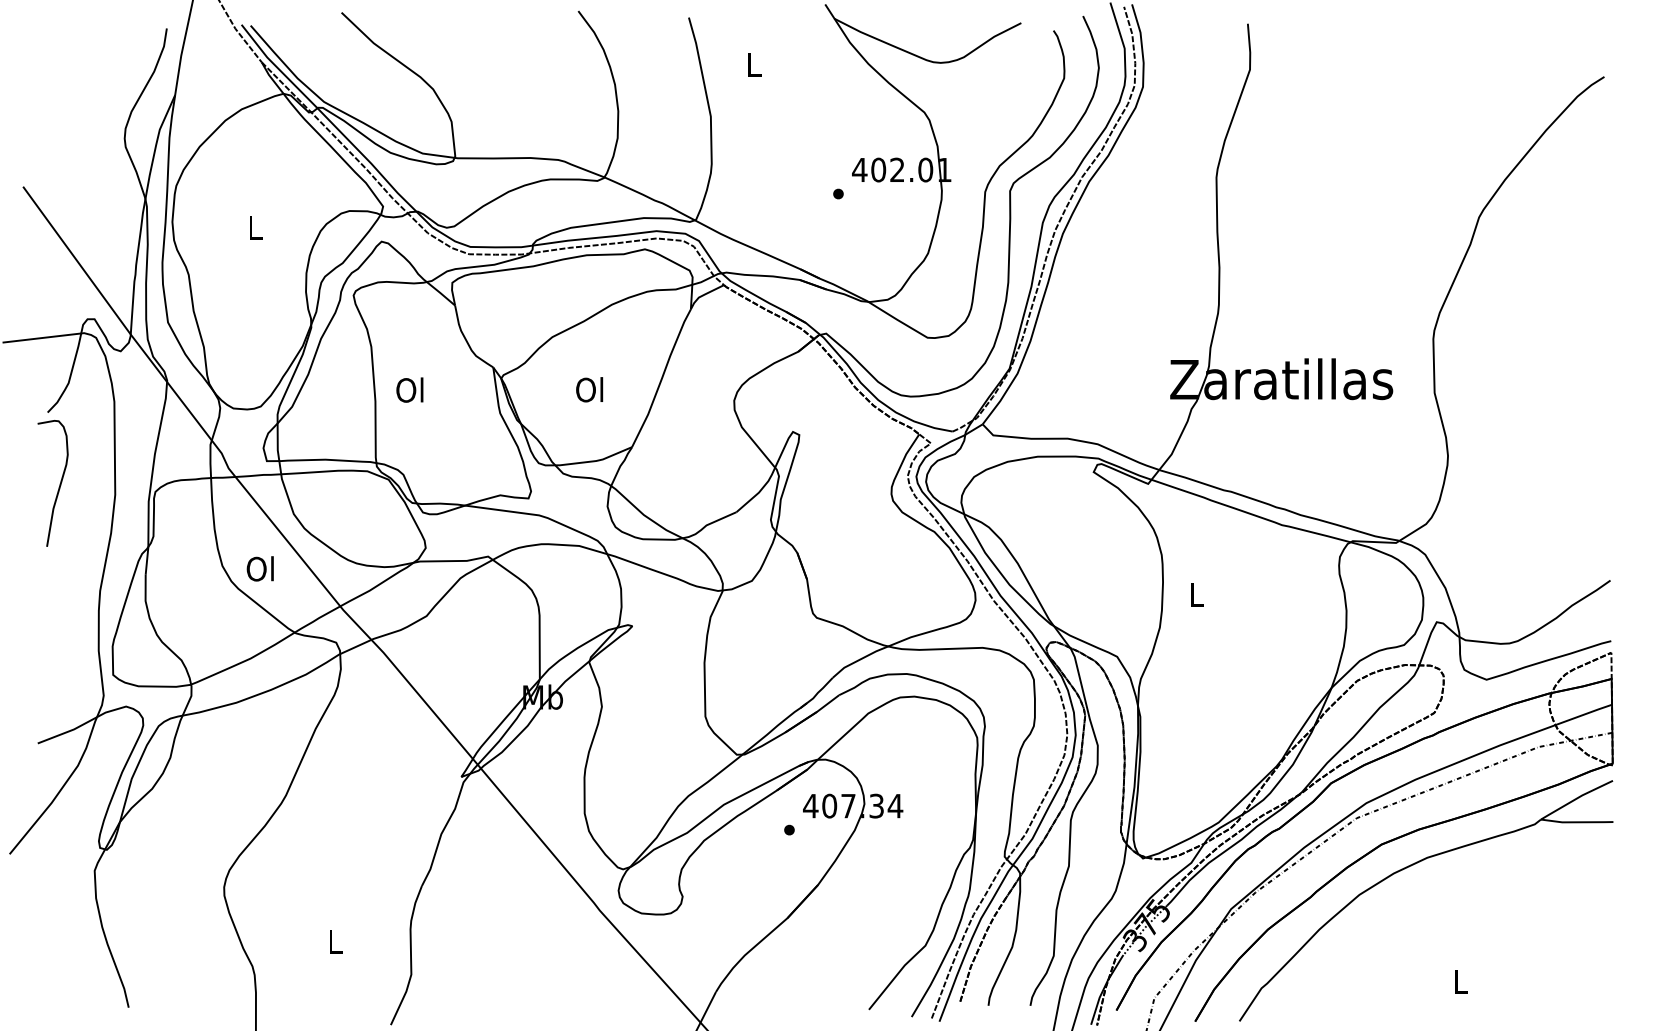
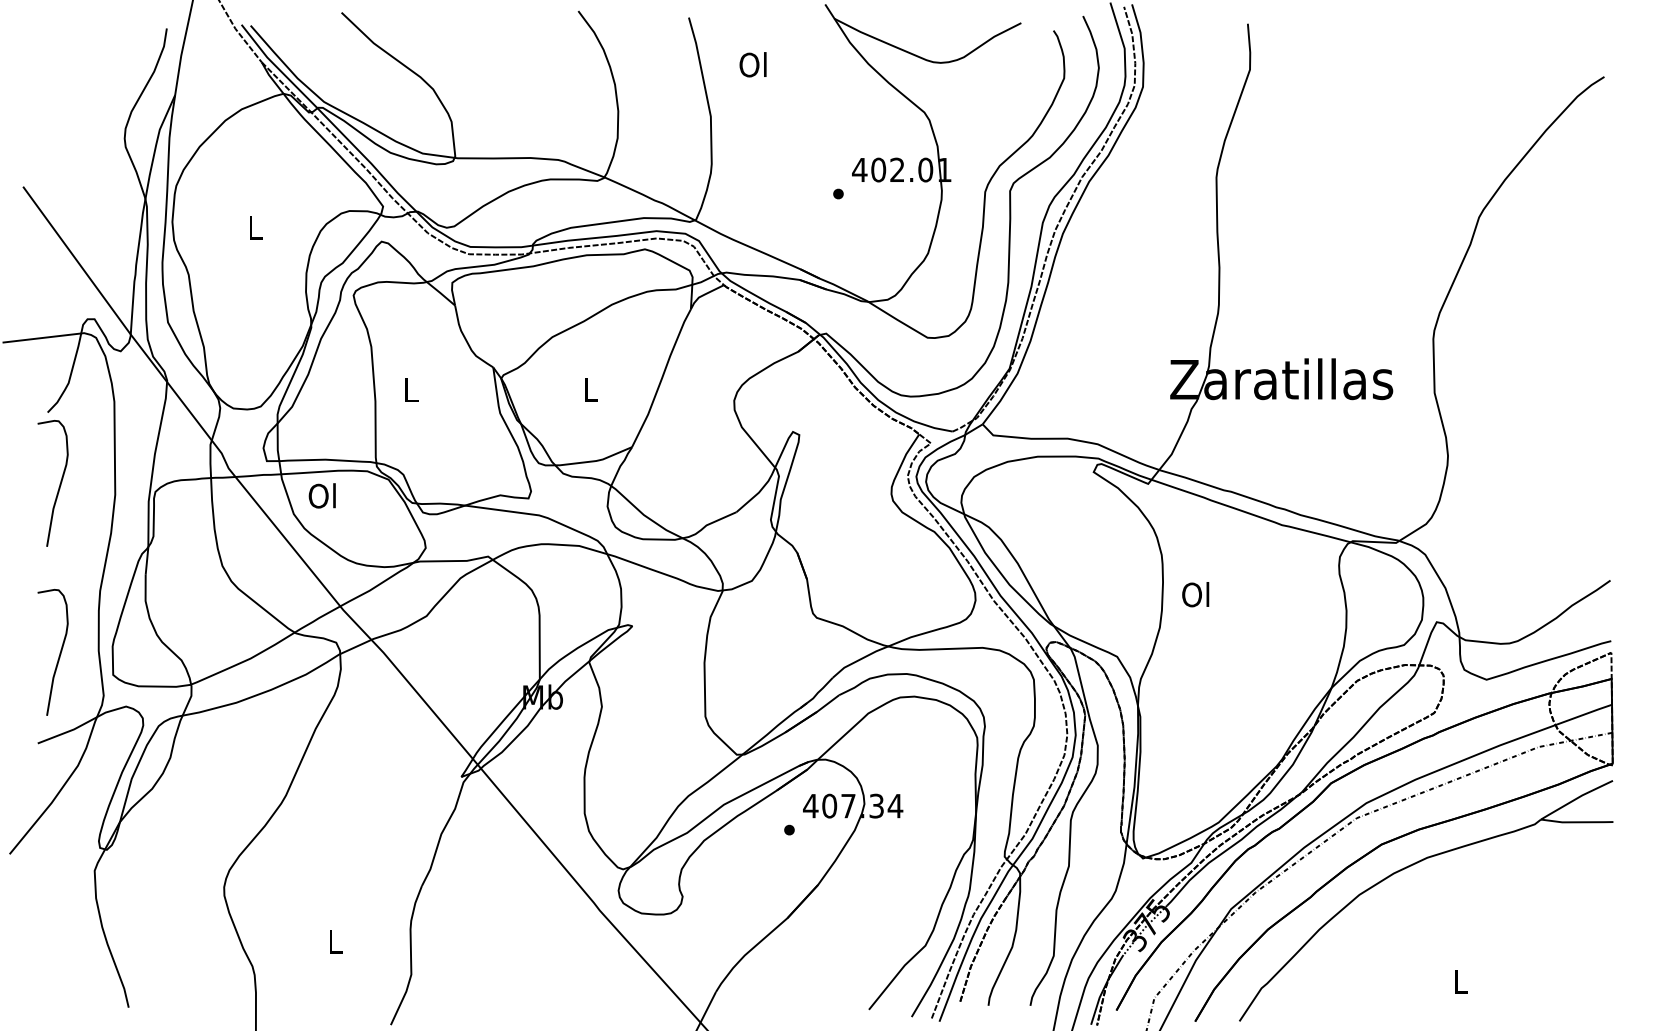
text: L -> Ol (752, 64)
text: Ol -> L (409, 389)
text: Ol -> L (589, 389)
text position: (259, 568) -> (321, 495) (321, 495)
text: L -> Ol (1195, 594)
curve: none -> present (59, 653)
